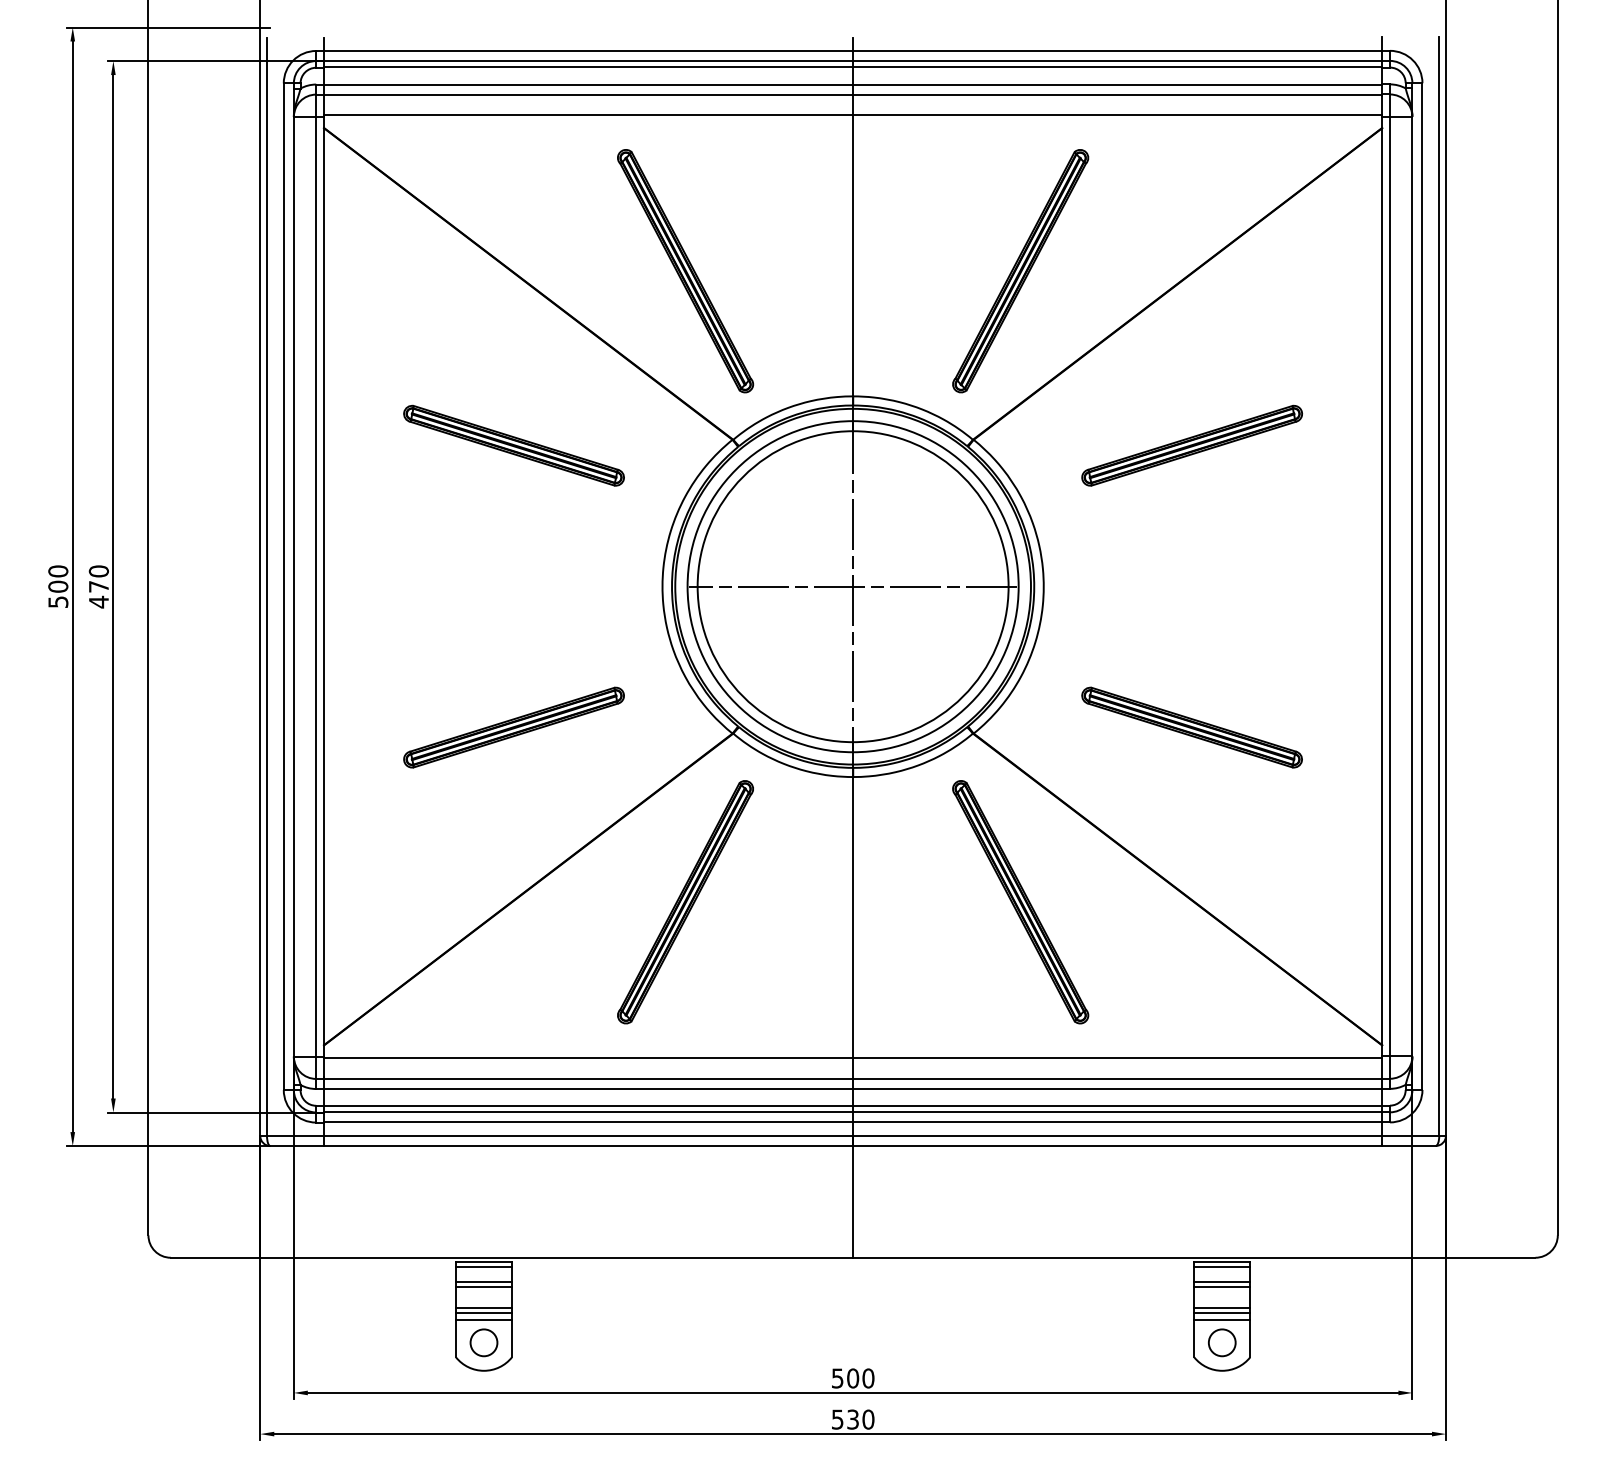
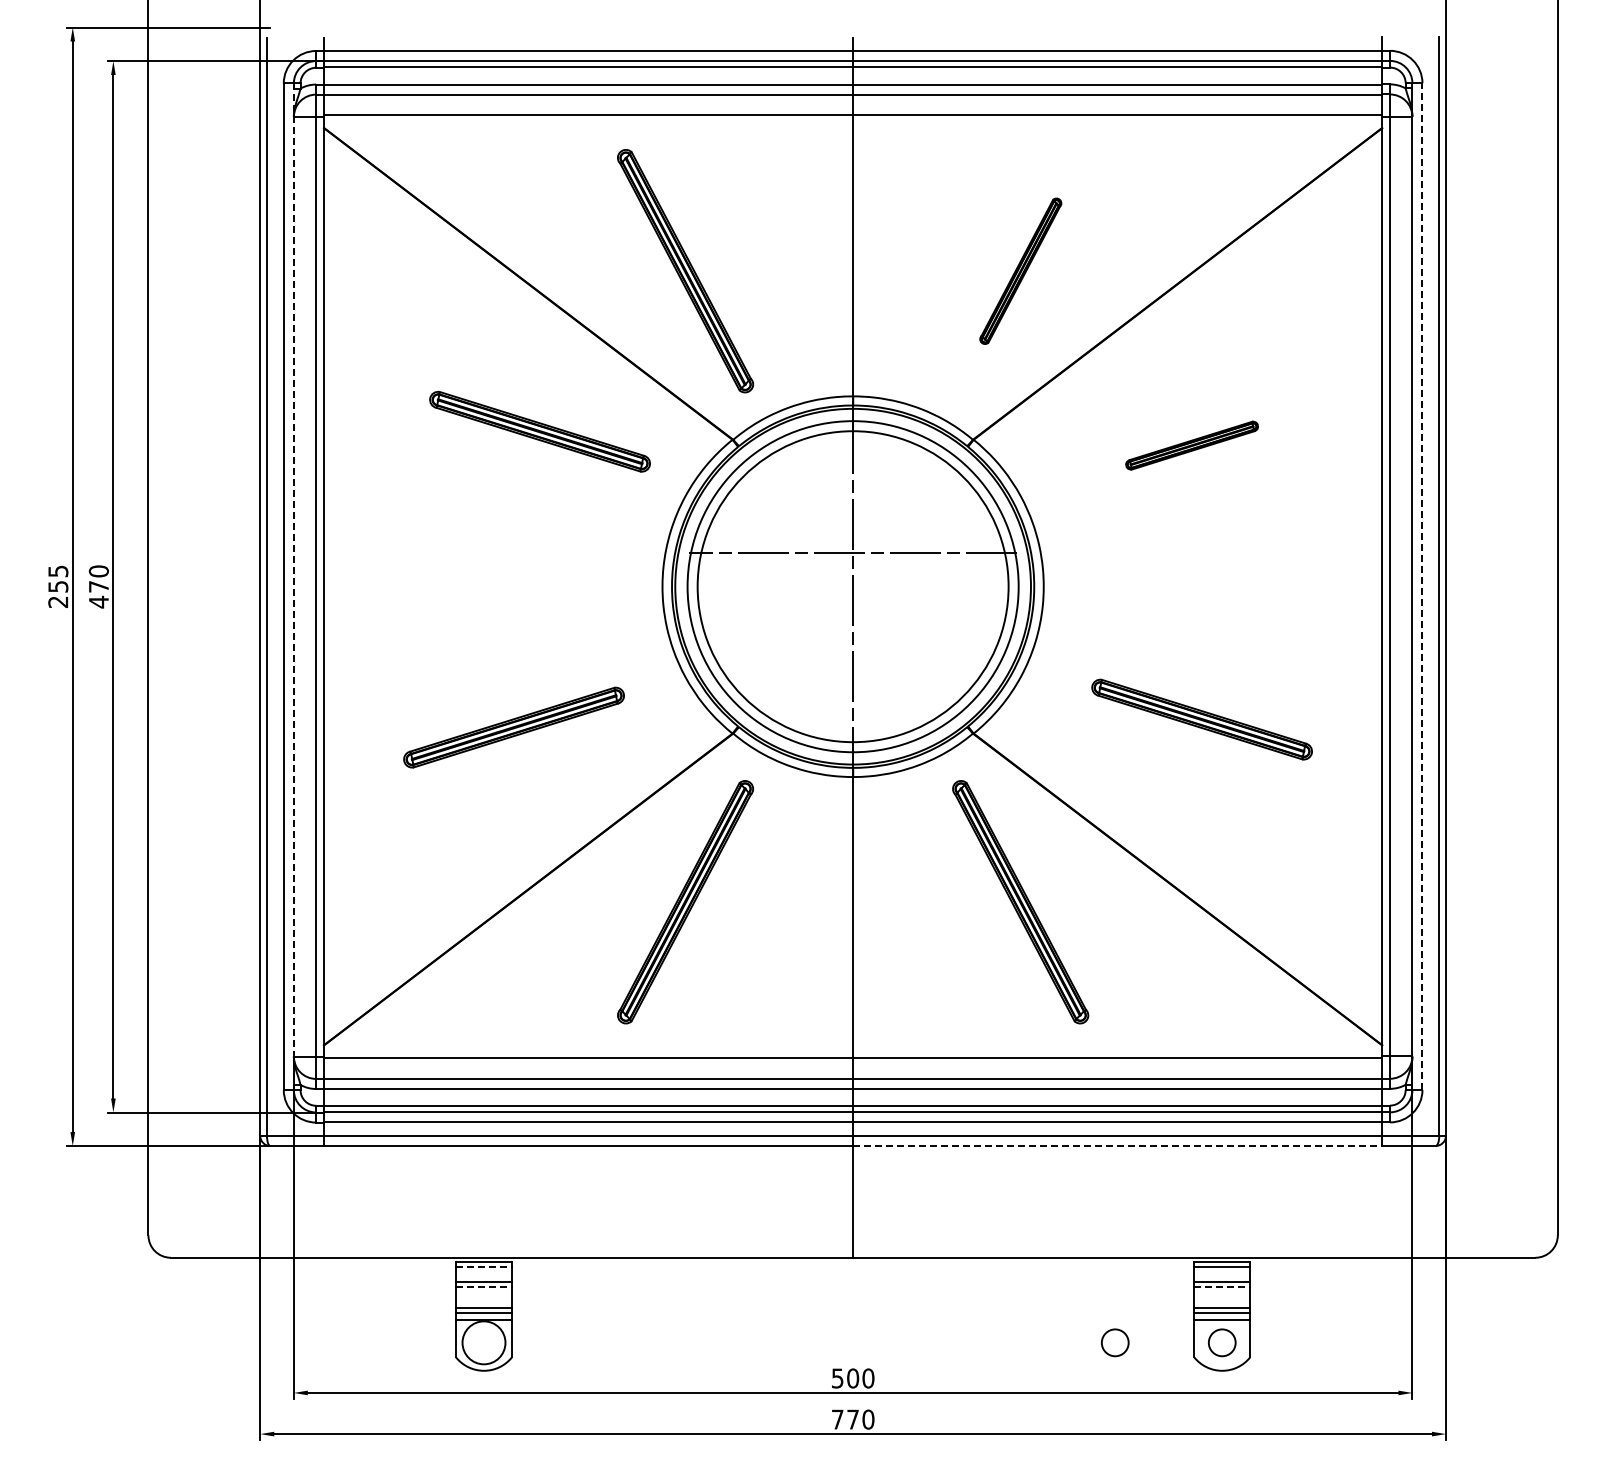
part size: 138x245 px -> 84x148 px (1020, 270)
part position: (513, 445) -> (539, 431) (539, 431)
part size: 222x83 px -> 134x51 px (1191, 445)
text: 500 -> 255 (58, 586)
line position: (853, 586) -> (853, 552) (853, 552)
line: solid -> dashed (1422, 586)
line: solid -> dashed (293, 587)
part position: (1191, 727) -> (1201, 719) (1201, 719)
line: solid -> dashed (1117, 1146)
line: solid -> dashed (484, 1267)
line: solid -> dashed (484, 1287)
line: solid -> dashed (1222, 1287)
circle diameter: 27 px -> 43 px (483, 1342)
circle: none -> present (1115, 1342)
text: 530 -> 770 (845, 1419)
